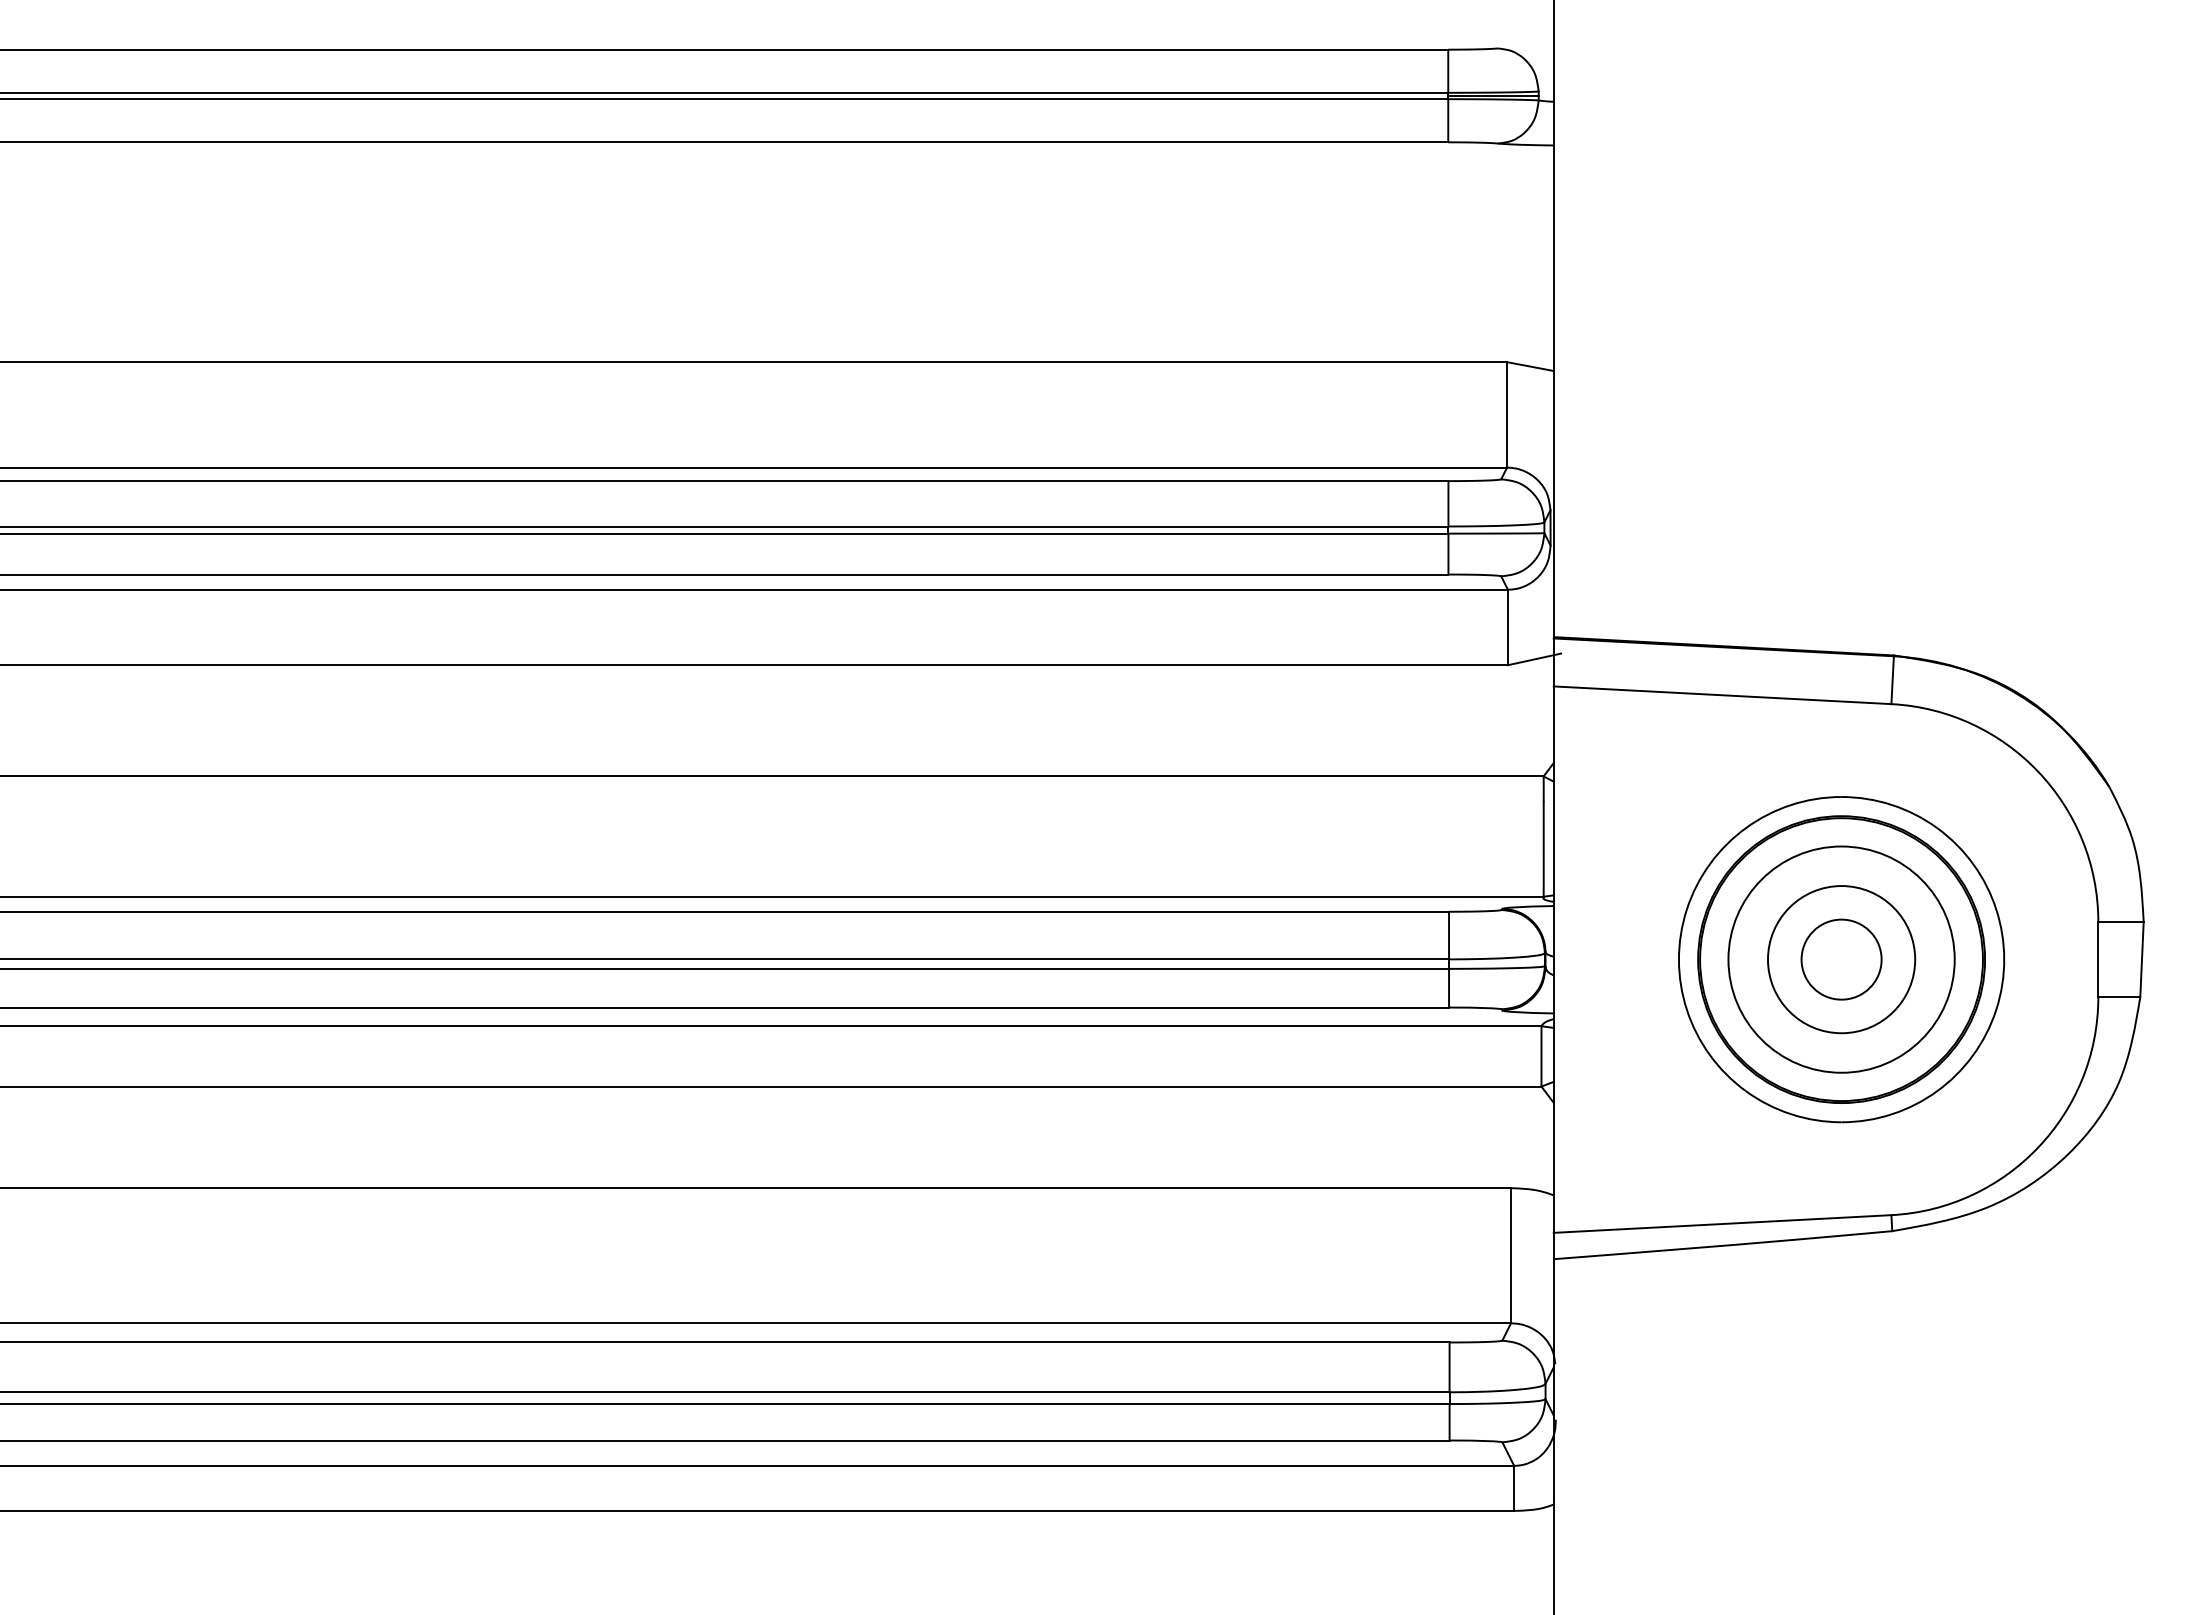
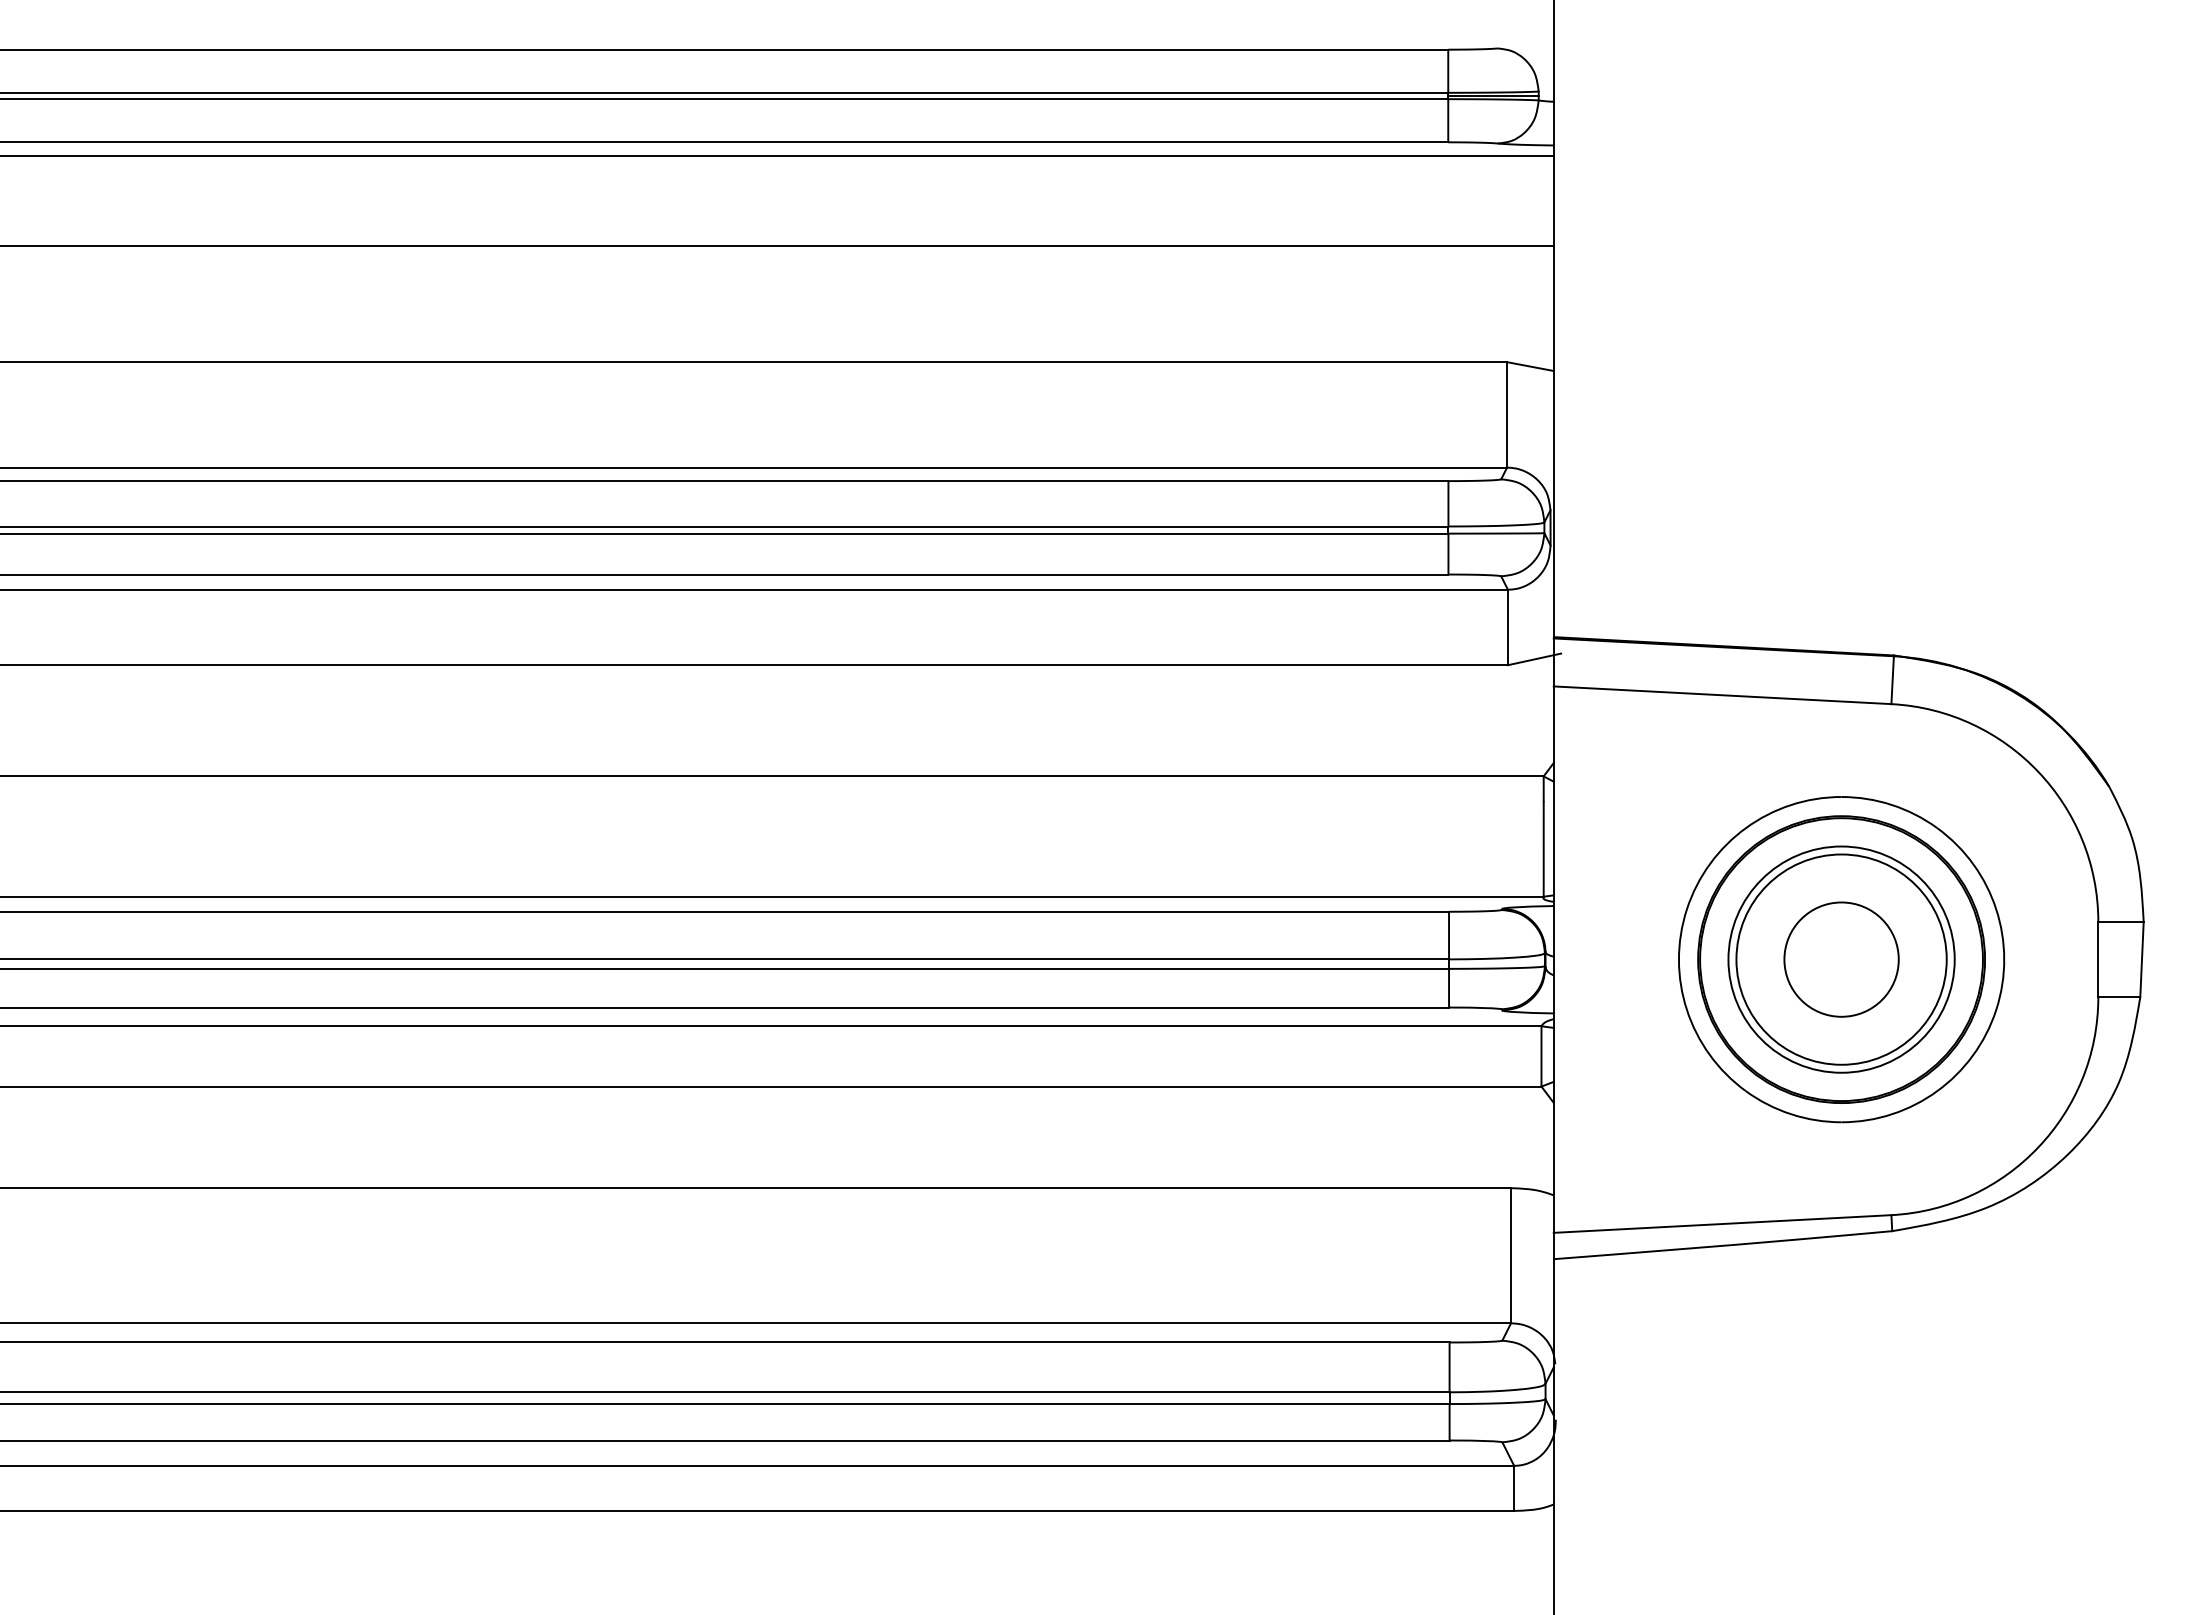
line: none -> present (777, 155)
line: none -> present (777, 246)
circle diameter: 147 px -> 210 px (1841, 959)
circle diameter: 80 px -> 114 px (1841, 959)
